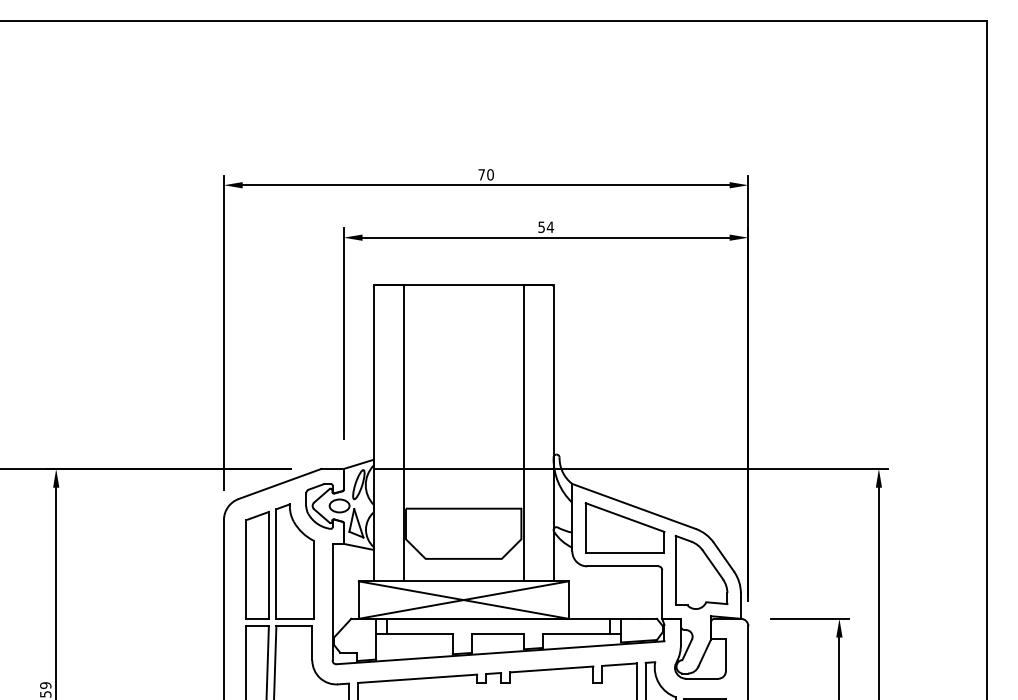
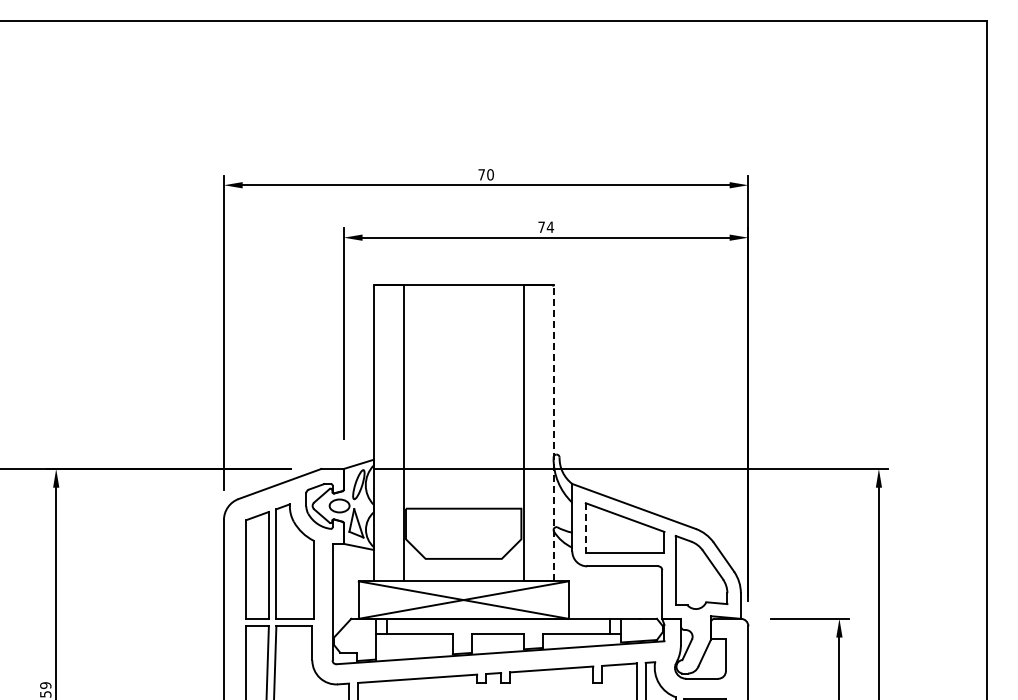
text: 54 -> 74 (541, 226)
line: solid -> dashed (553, 433)
line: solid -> dashed (585, 528)
